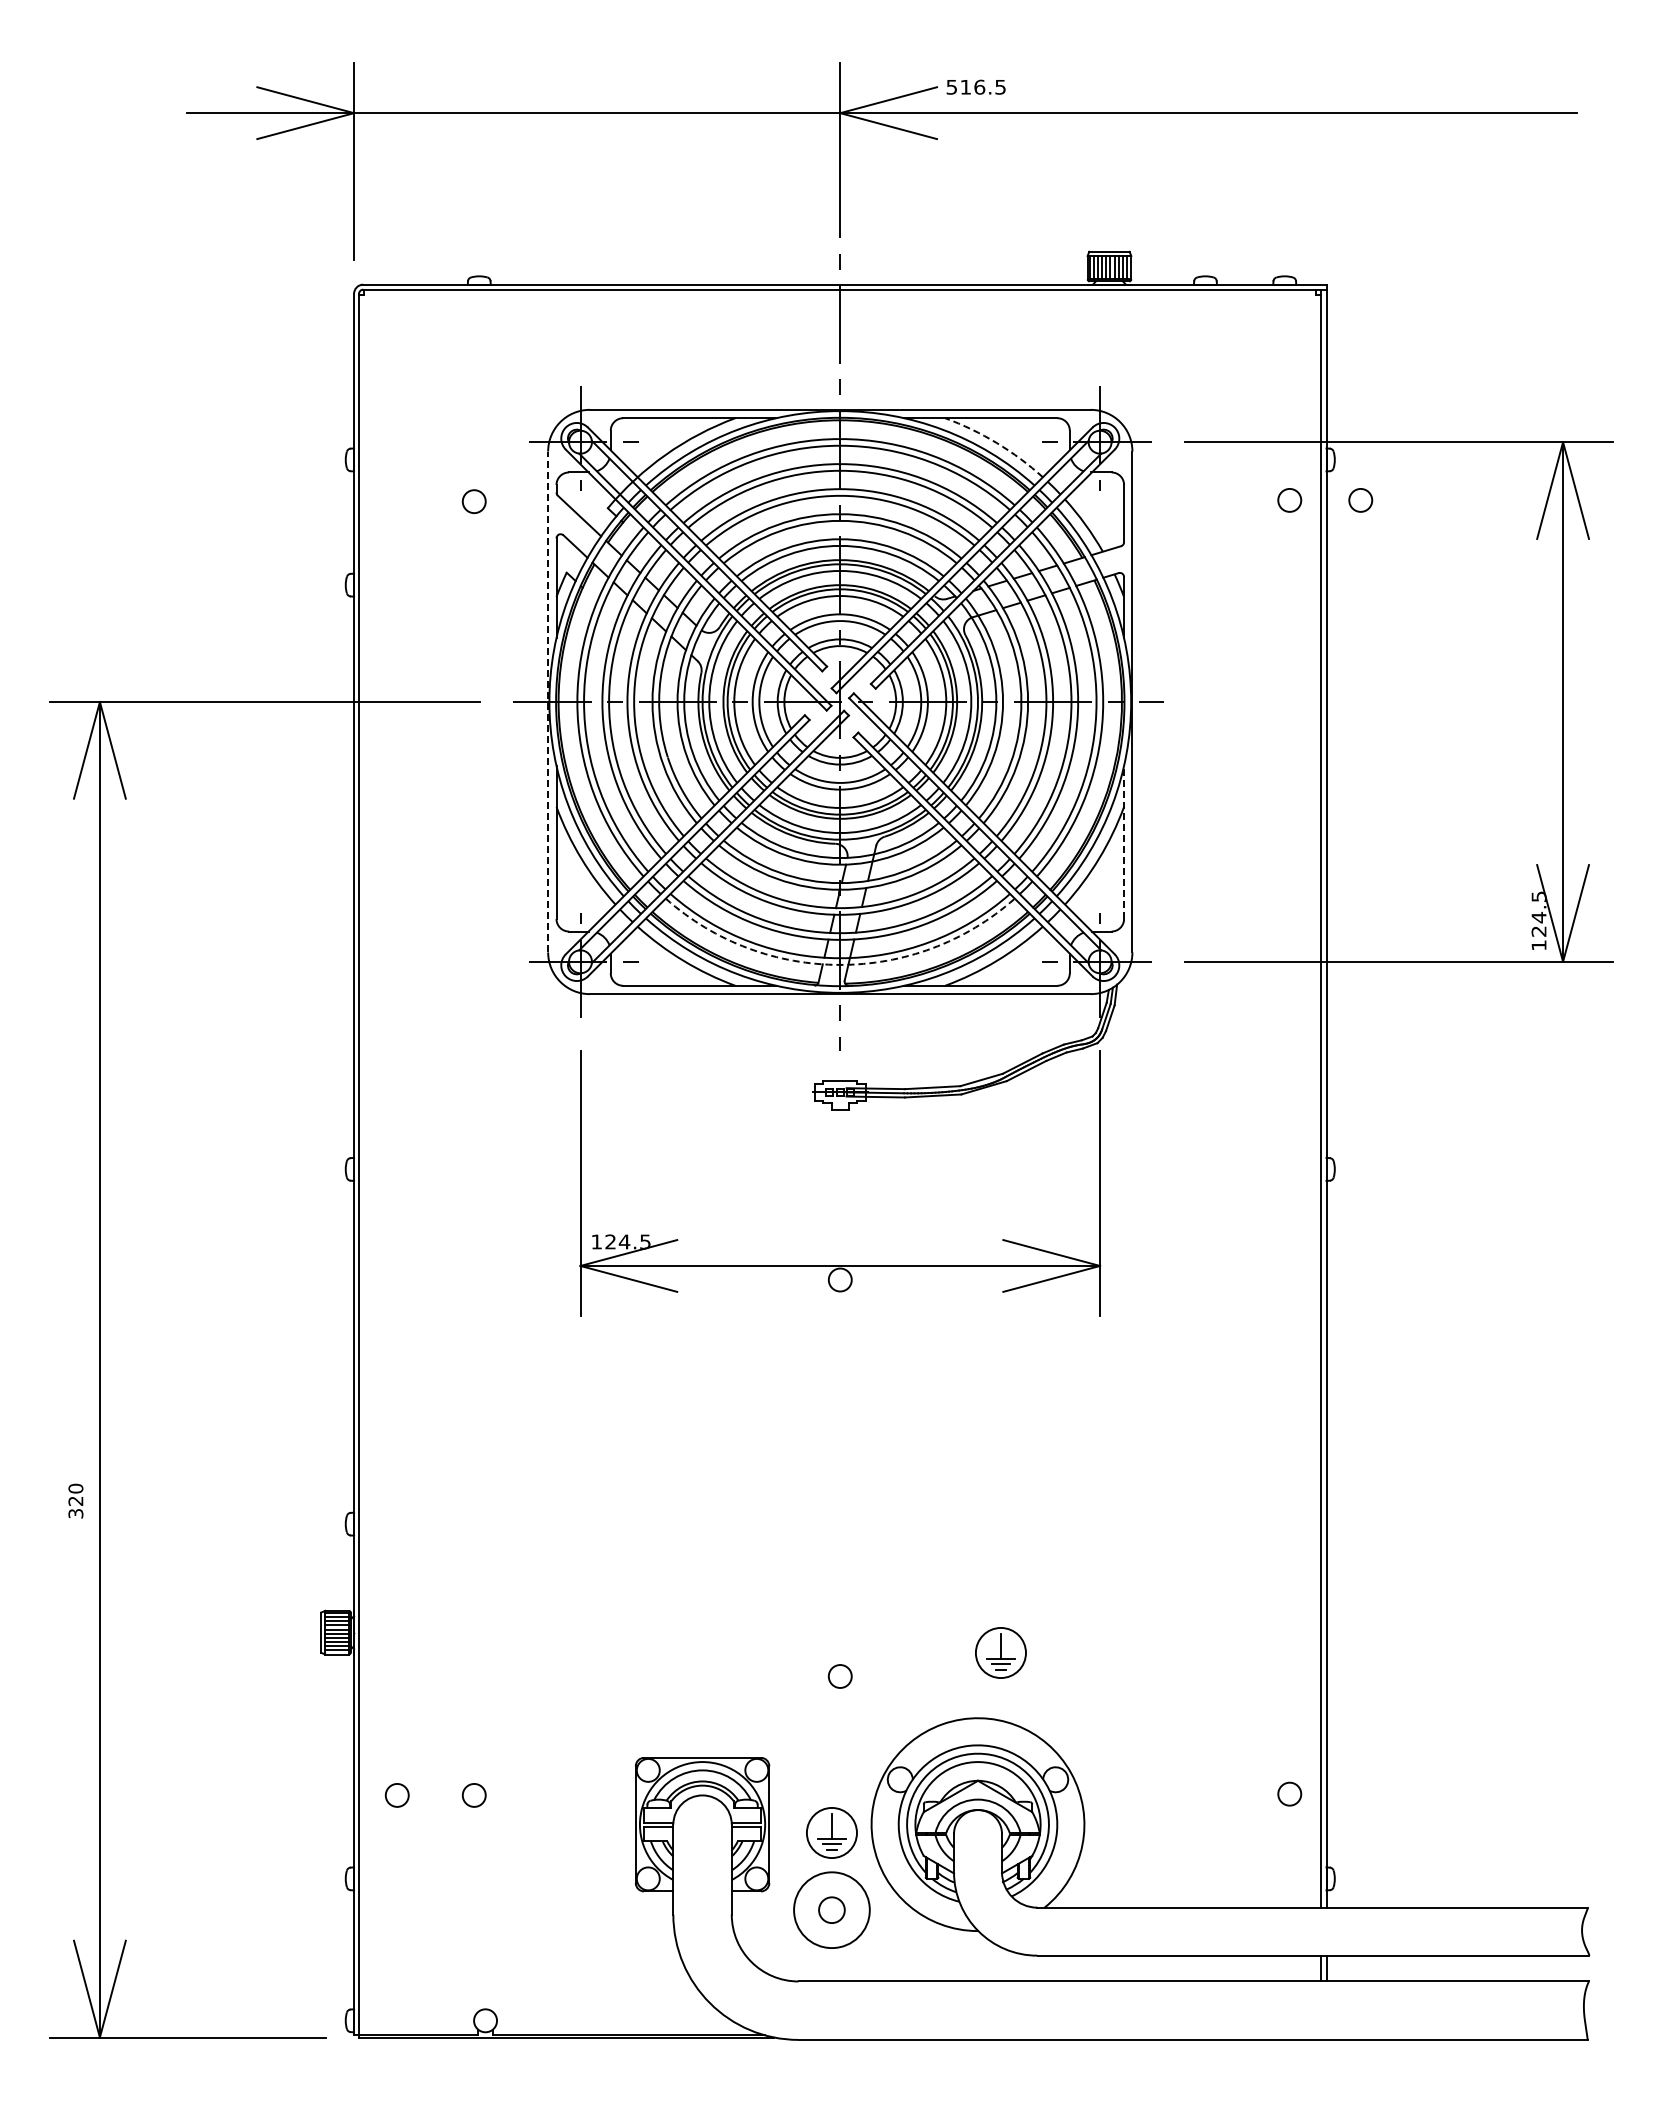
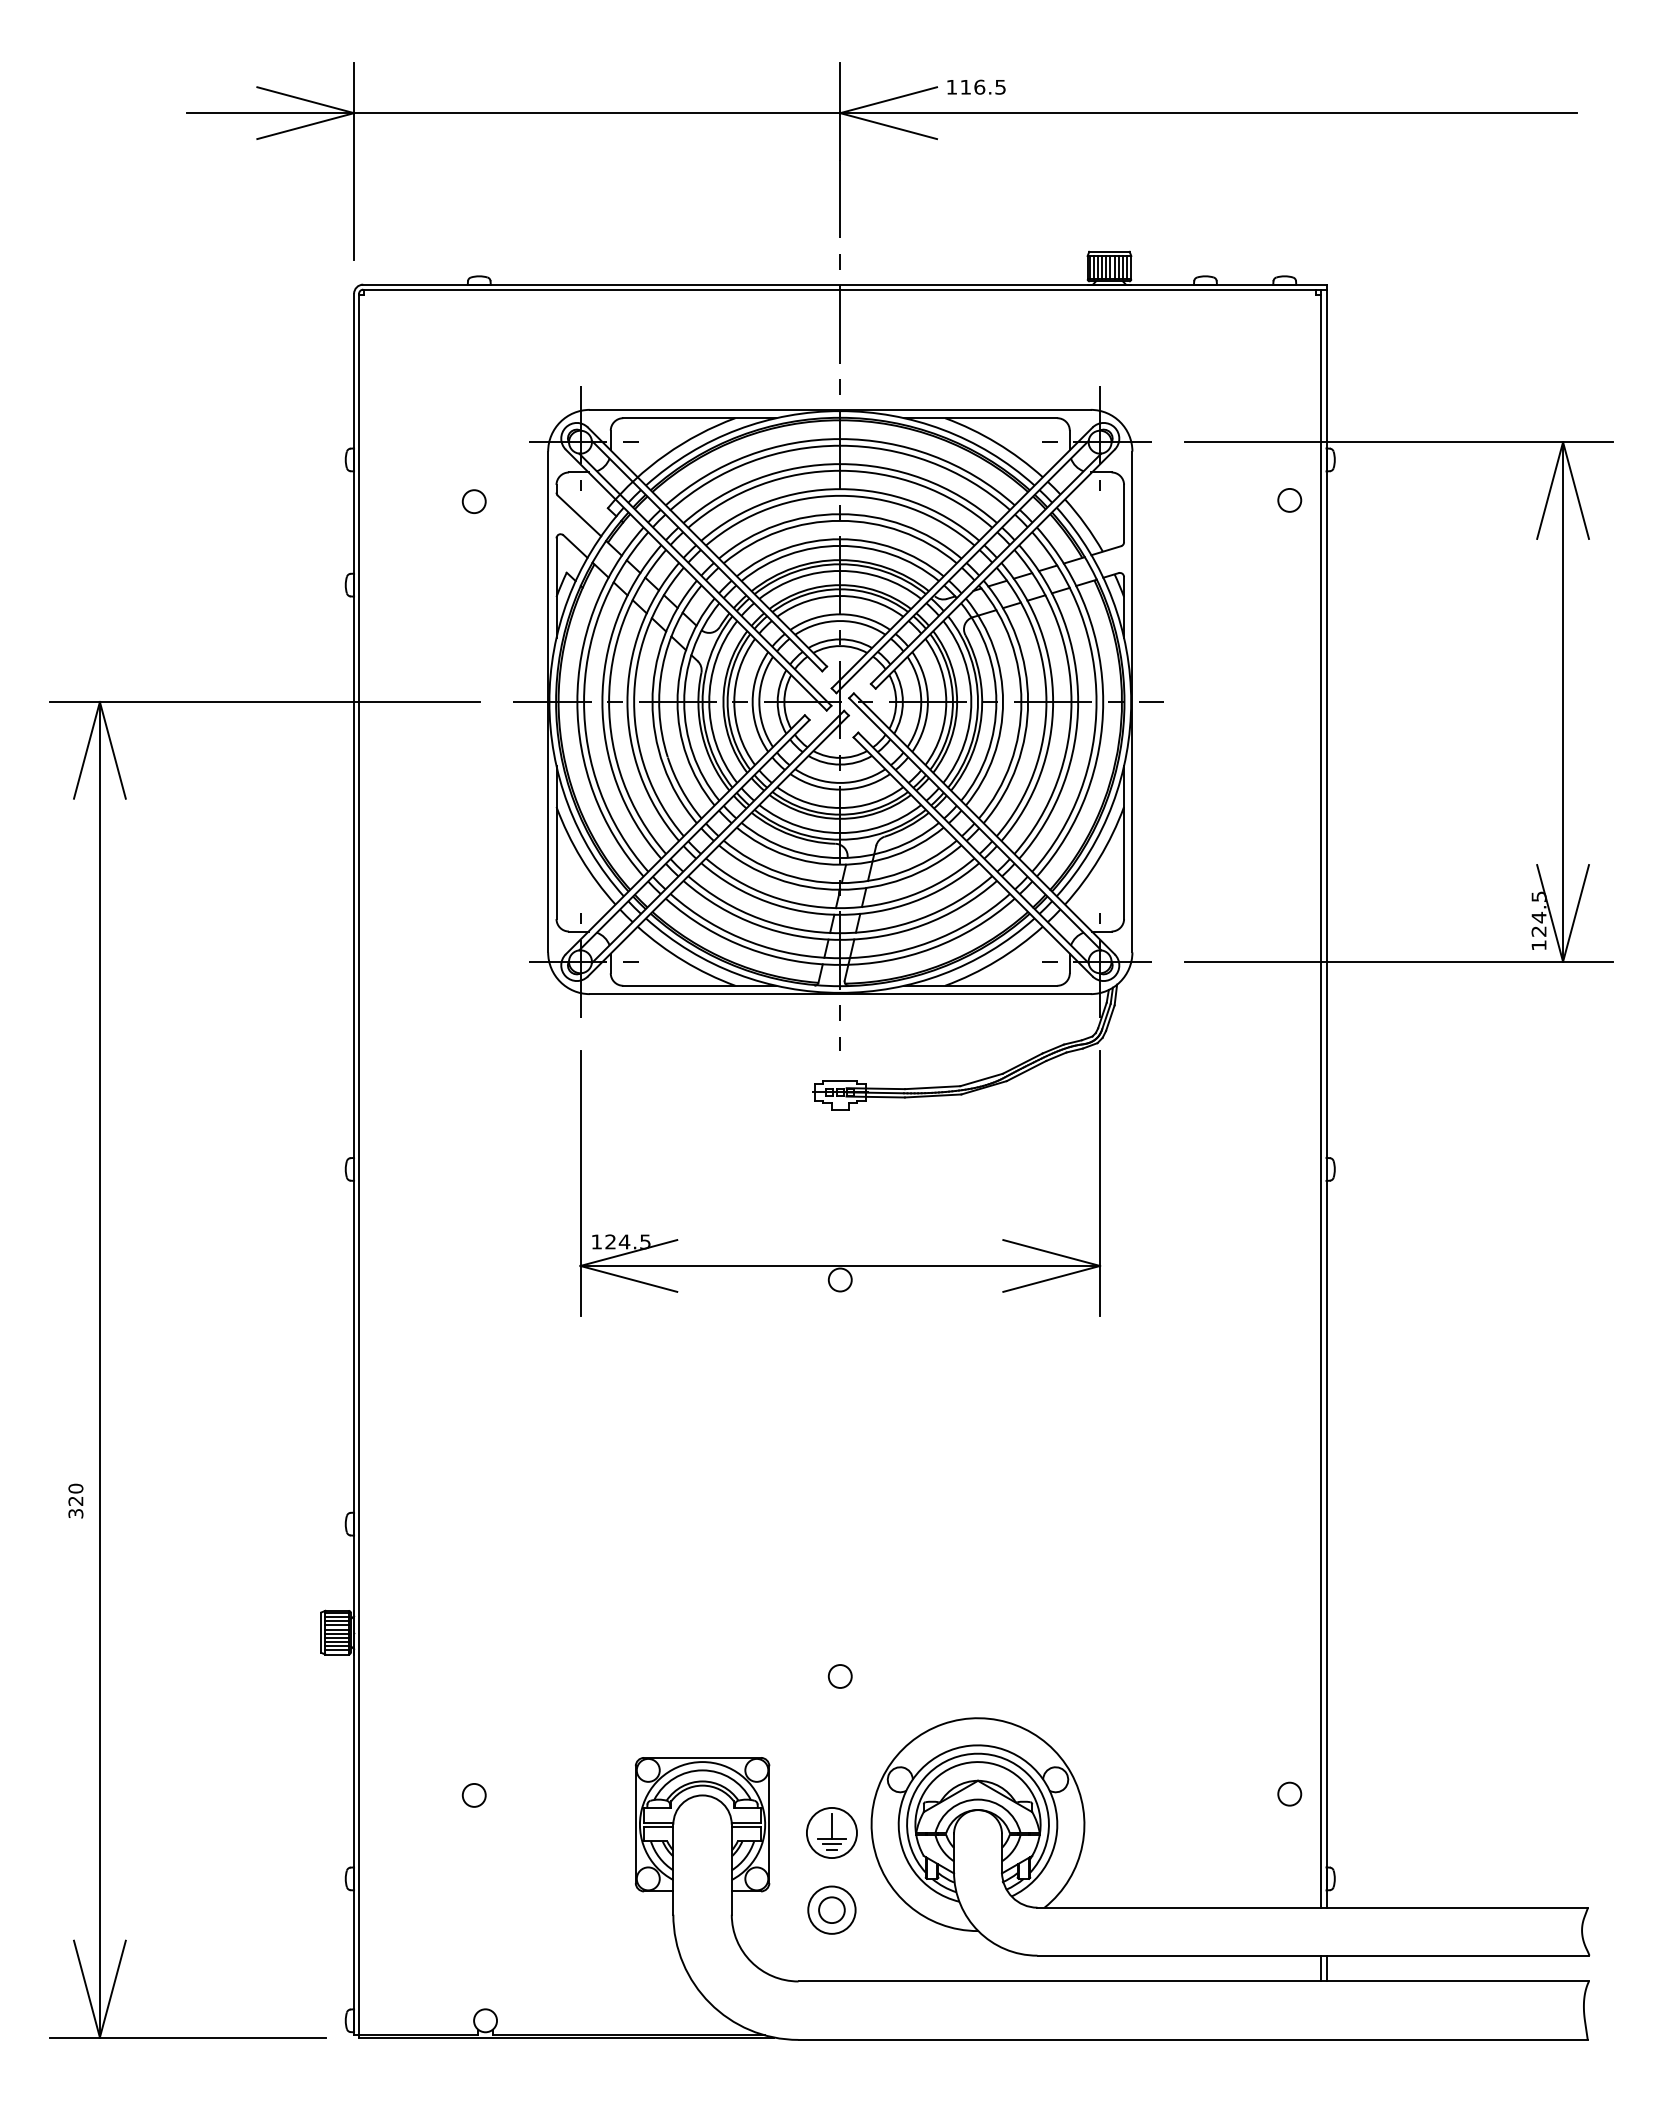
text: 516.5 -> 116.5 (951, 87)
arc: dashed -> solid (996, 443)
circle: present -> none (1360, 500)
line: dashed -> solid (548, 701)
line: dashed -> solid (1124, 842)
arc: dashed -> solid (840, 964)
part: present -> none (1000, 1652)
circle: present -> none (396, 1795)
circle diameter: 76 px -> 47 px (831, 1909)
